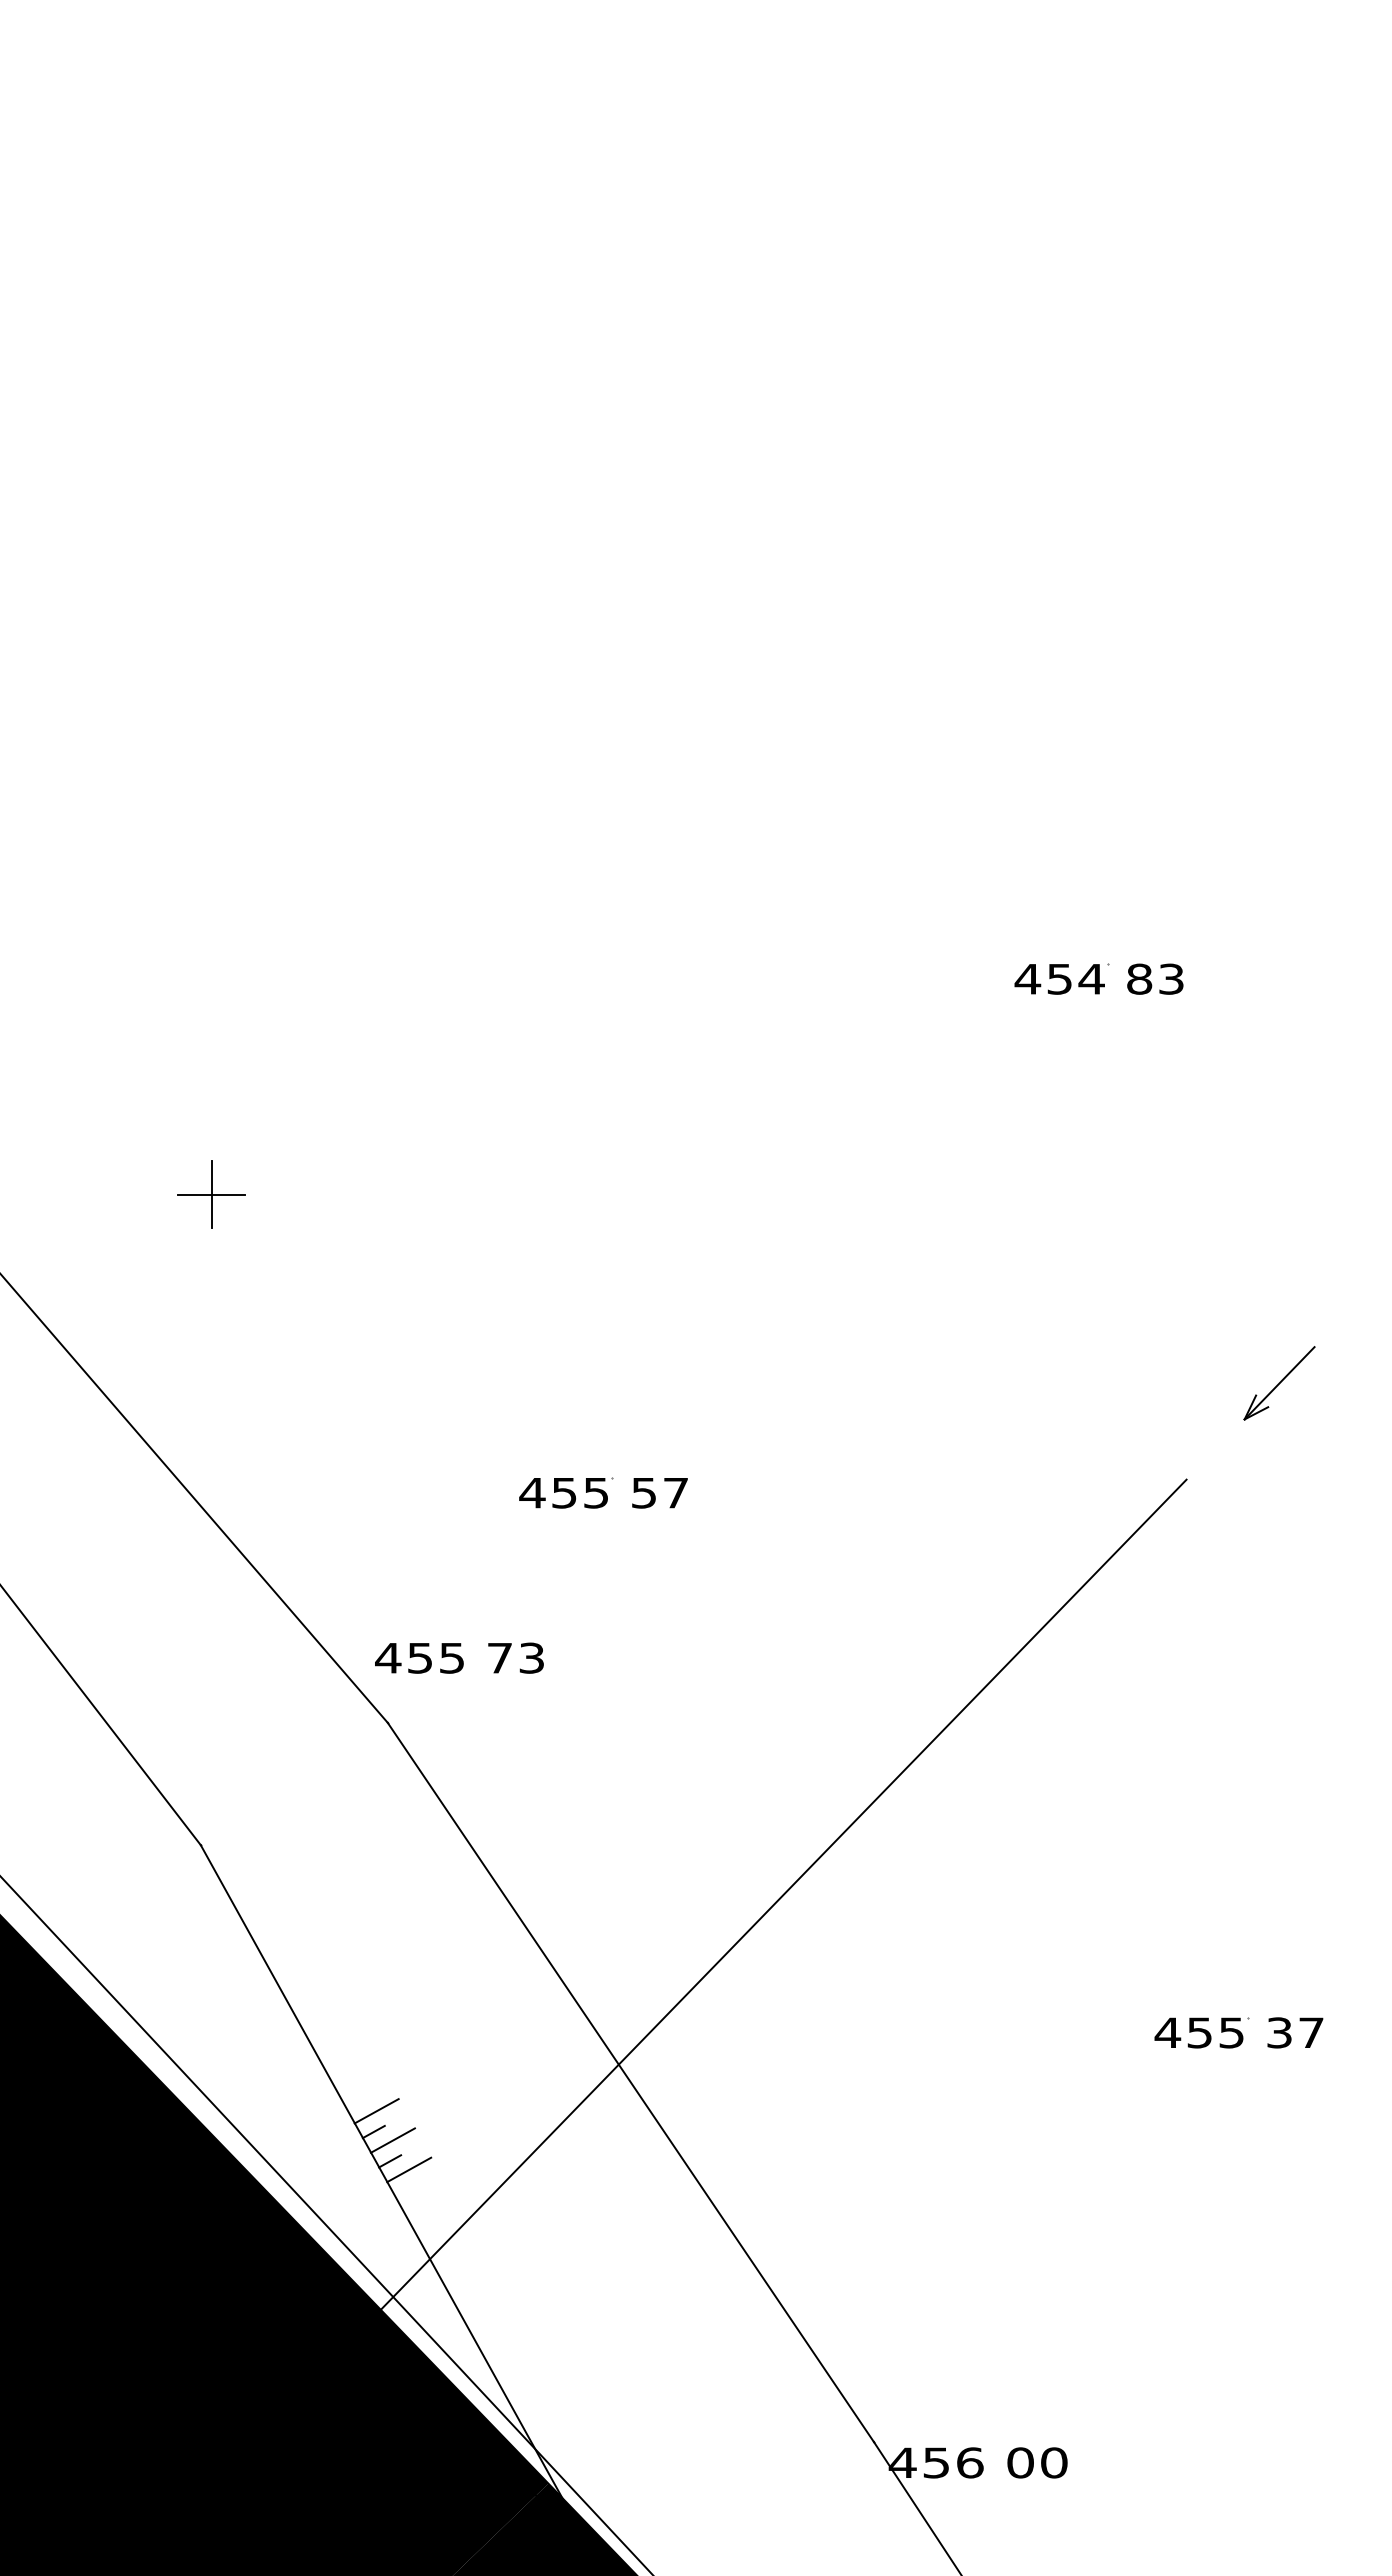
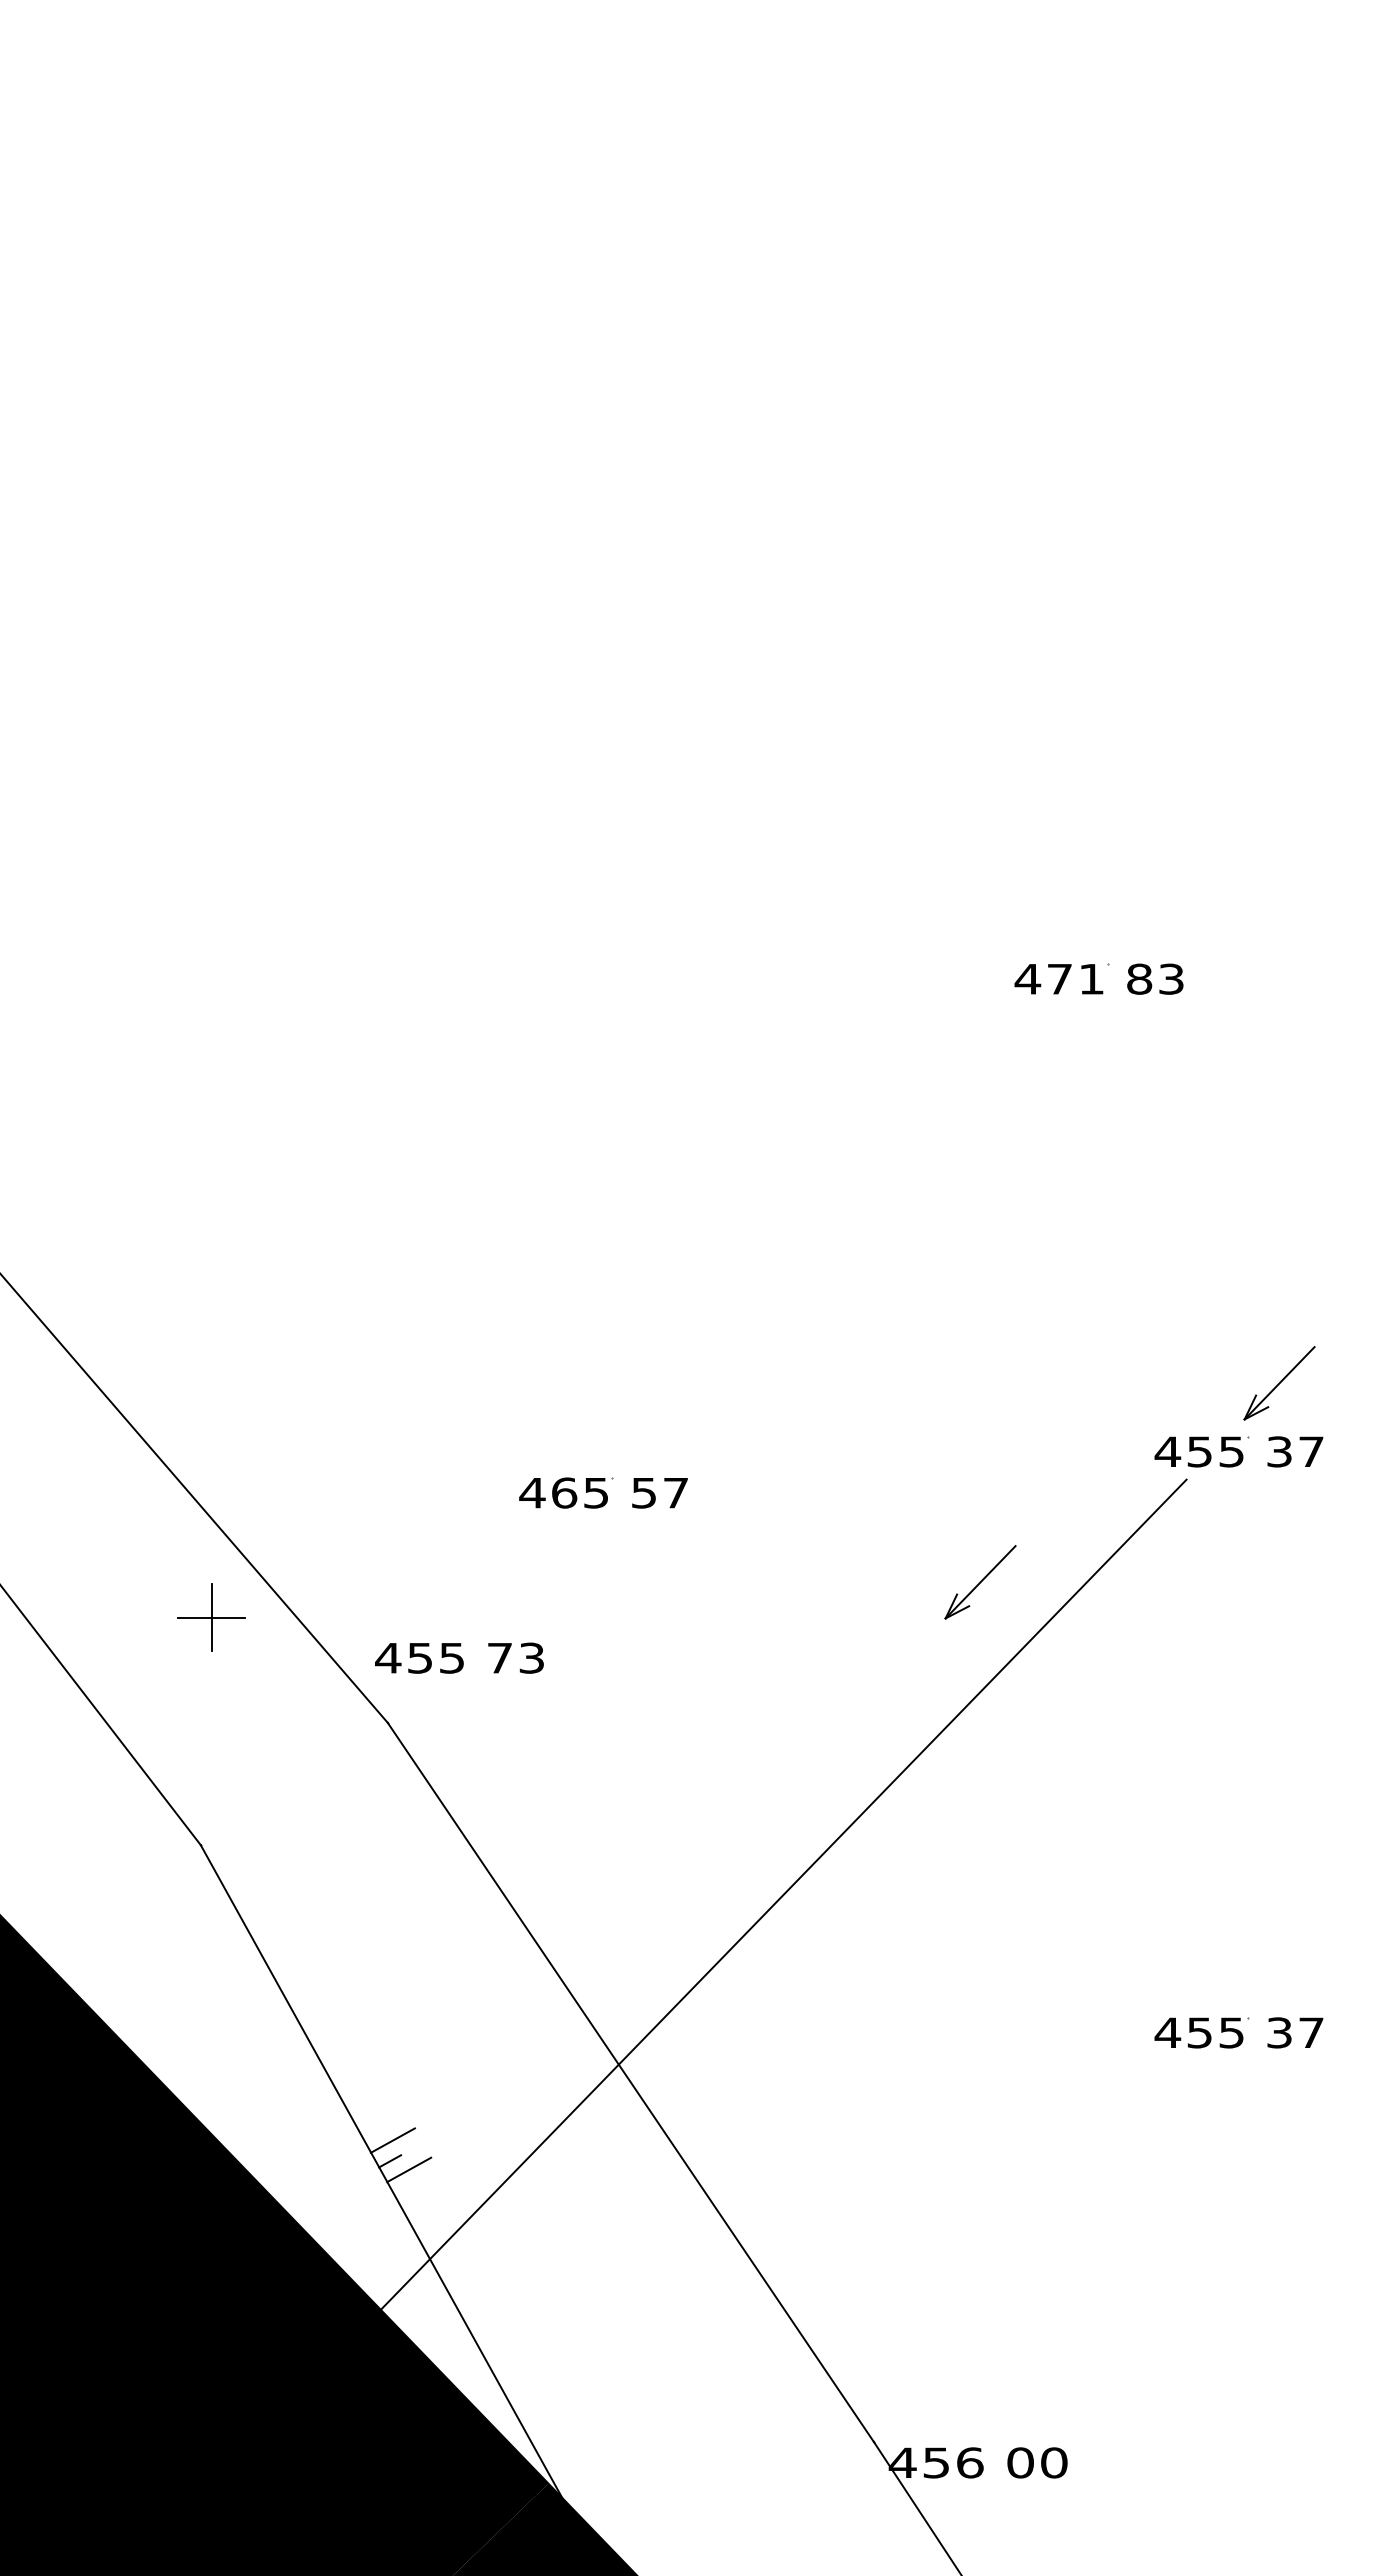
text: 454 -> 471 (1075, 979)
part position: (211, 1194) -> (211, 1617) (211, 1617)
part: none -> present (1238, 1451)
text: 455 -> 465 (564, 1492)
part: none -> present (980, 1582)
line: present -> none (376, 2111)
line: present -> none (373, 2131)
line: present -> none (326, 2225)
